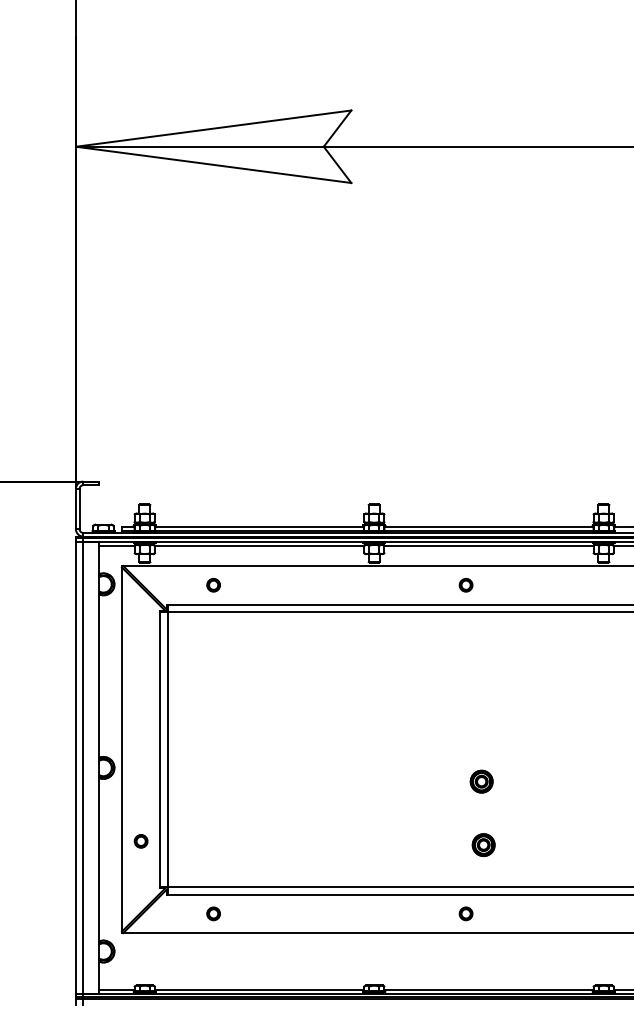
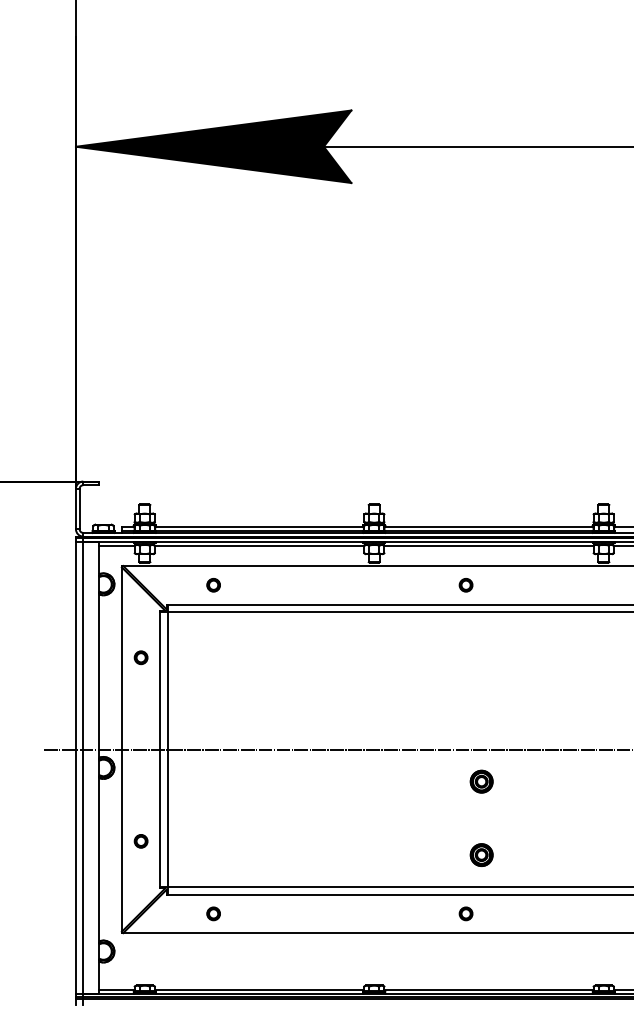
fill: none -> present (213, 146)
part: none -> present (140, 657)
line: none -> present (336, 749)
part position: (483, 844) -> (481, 854) (481, 854)
